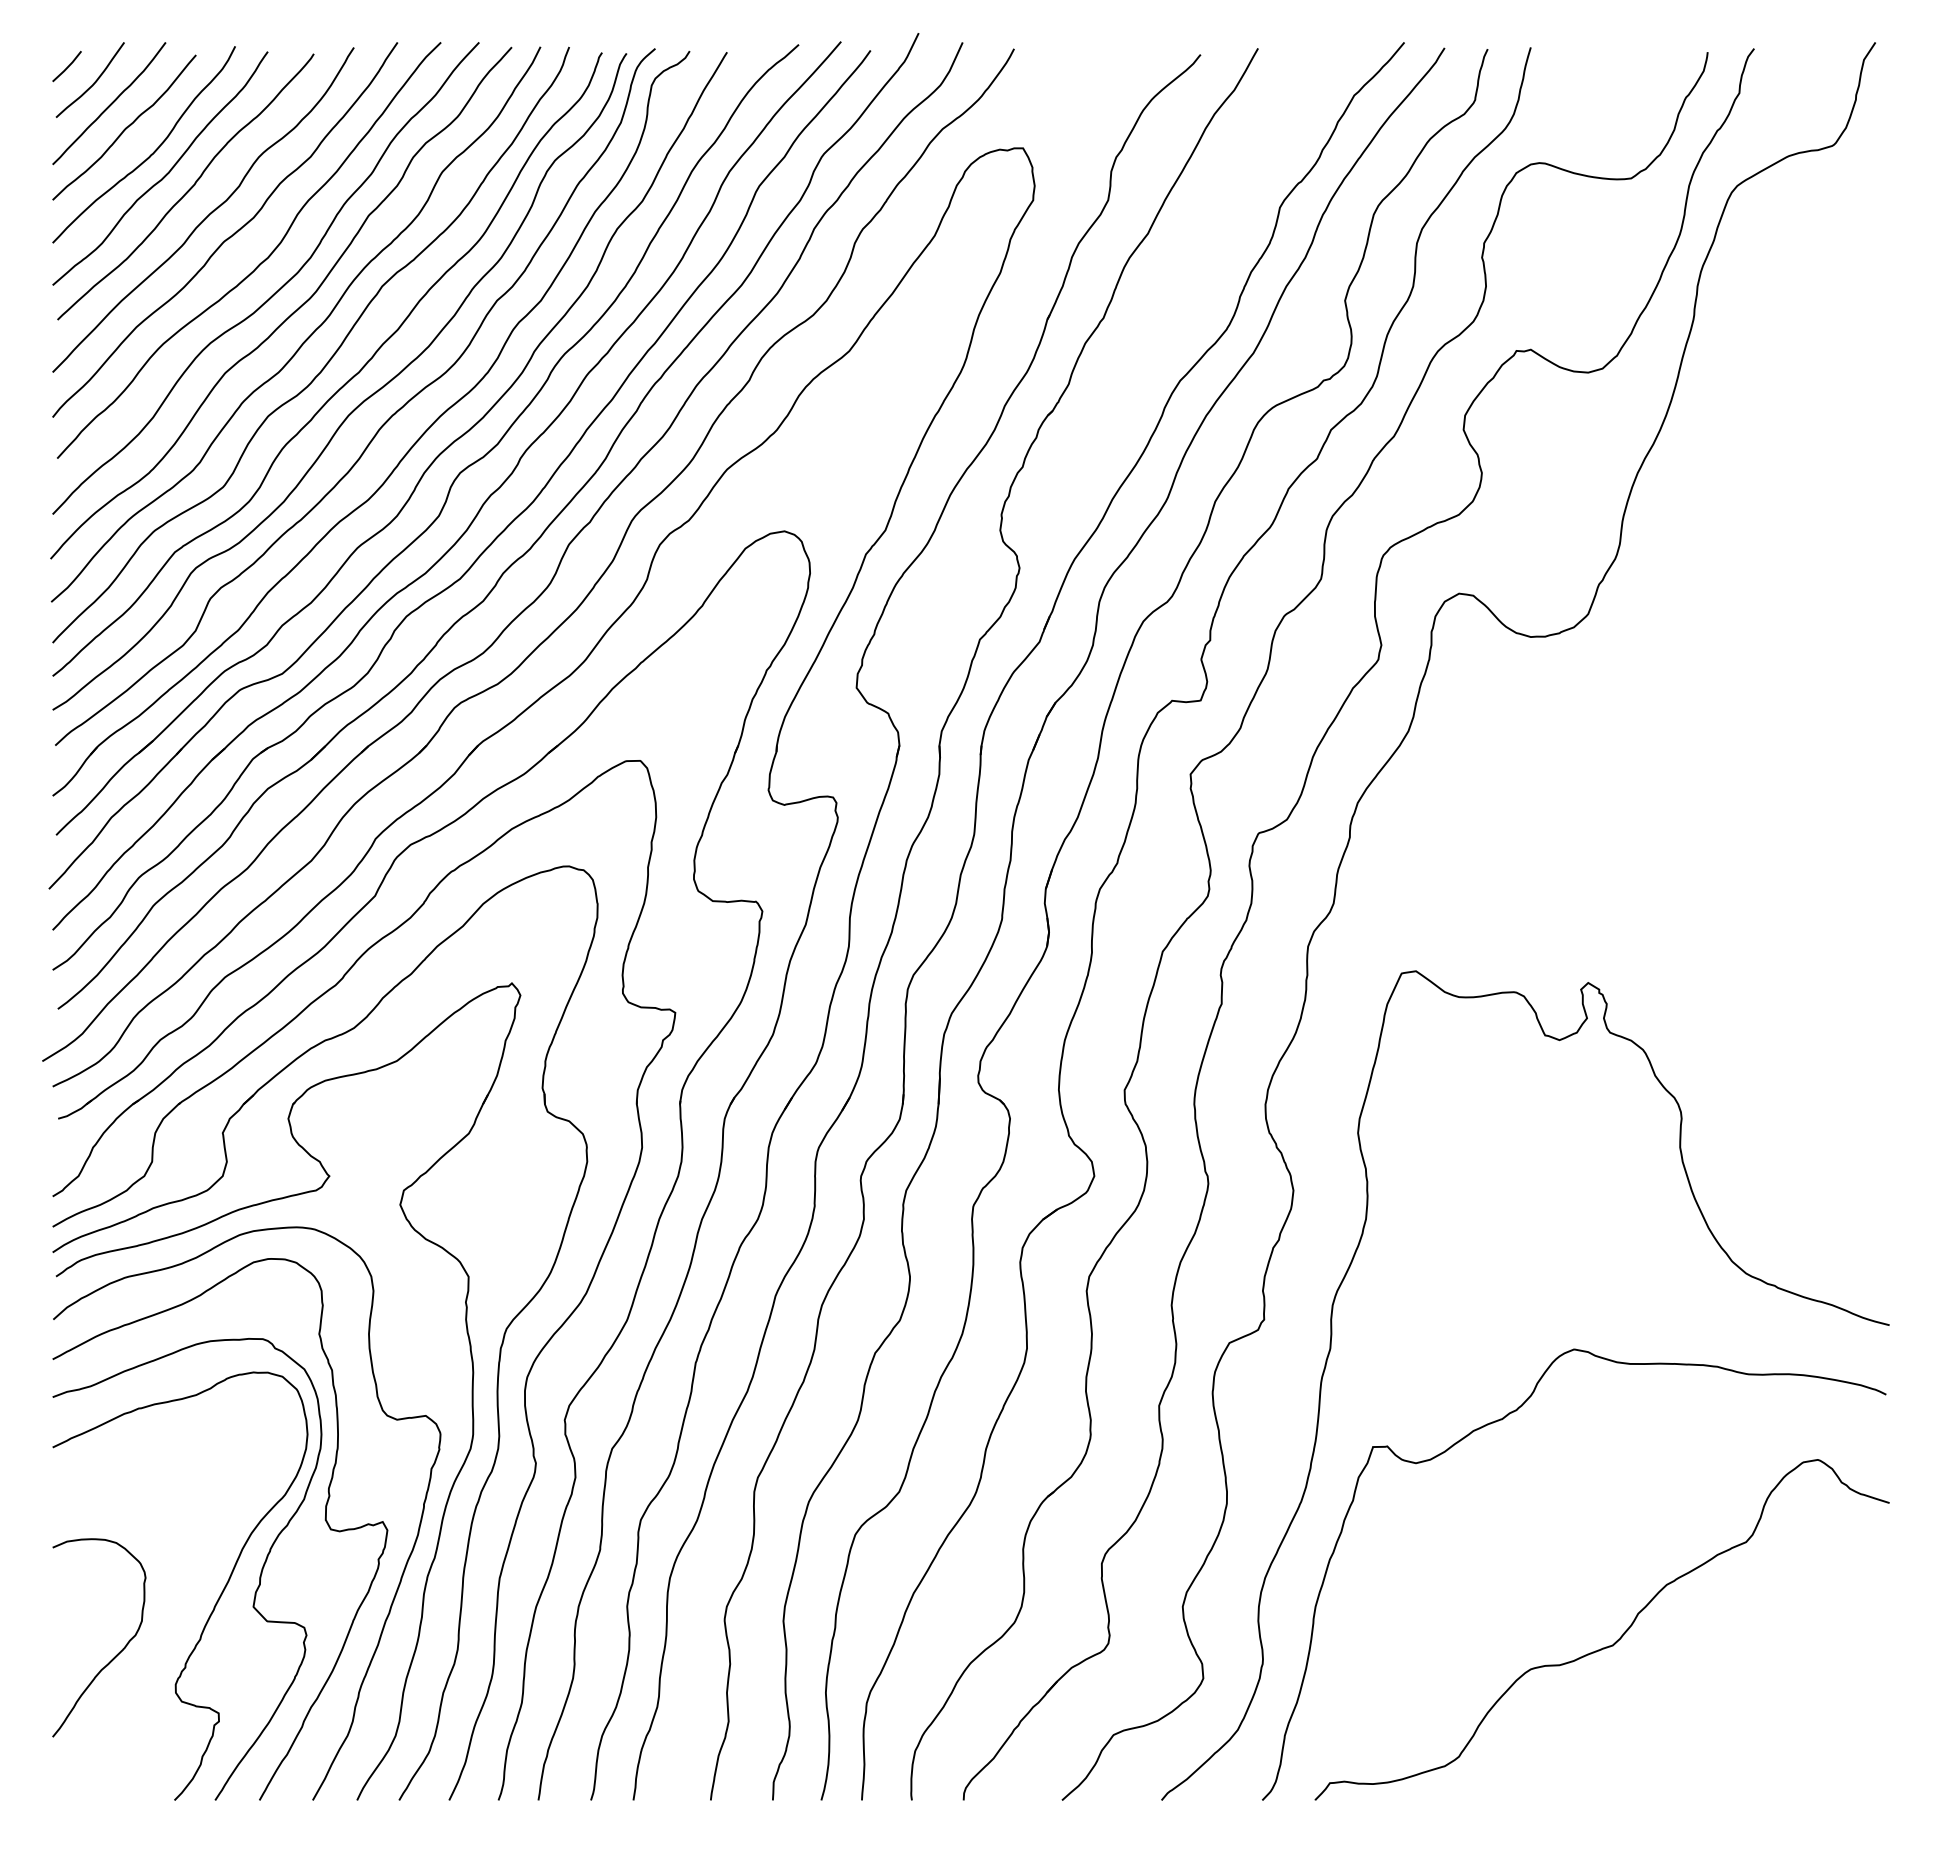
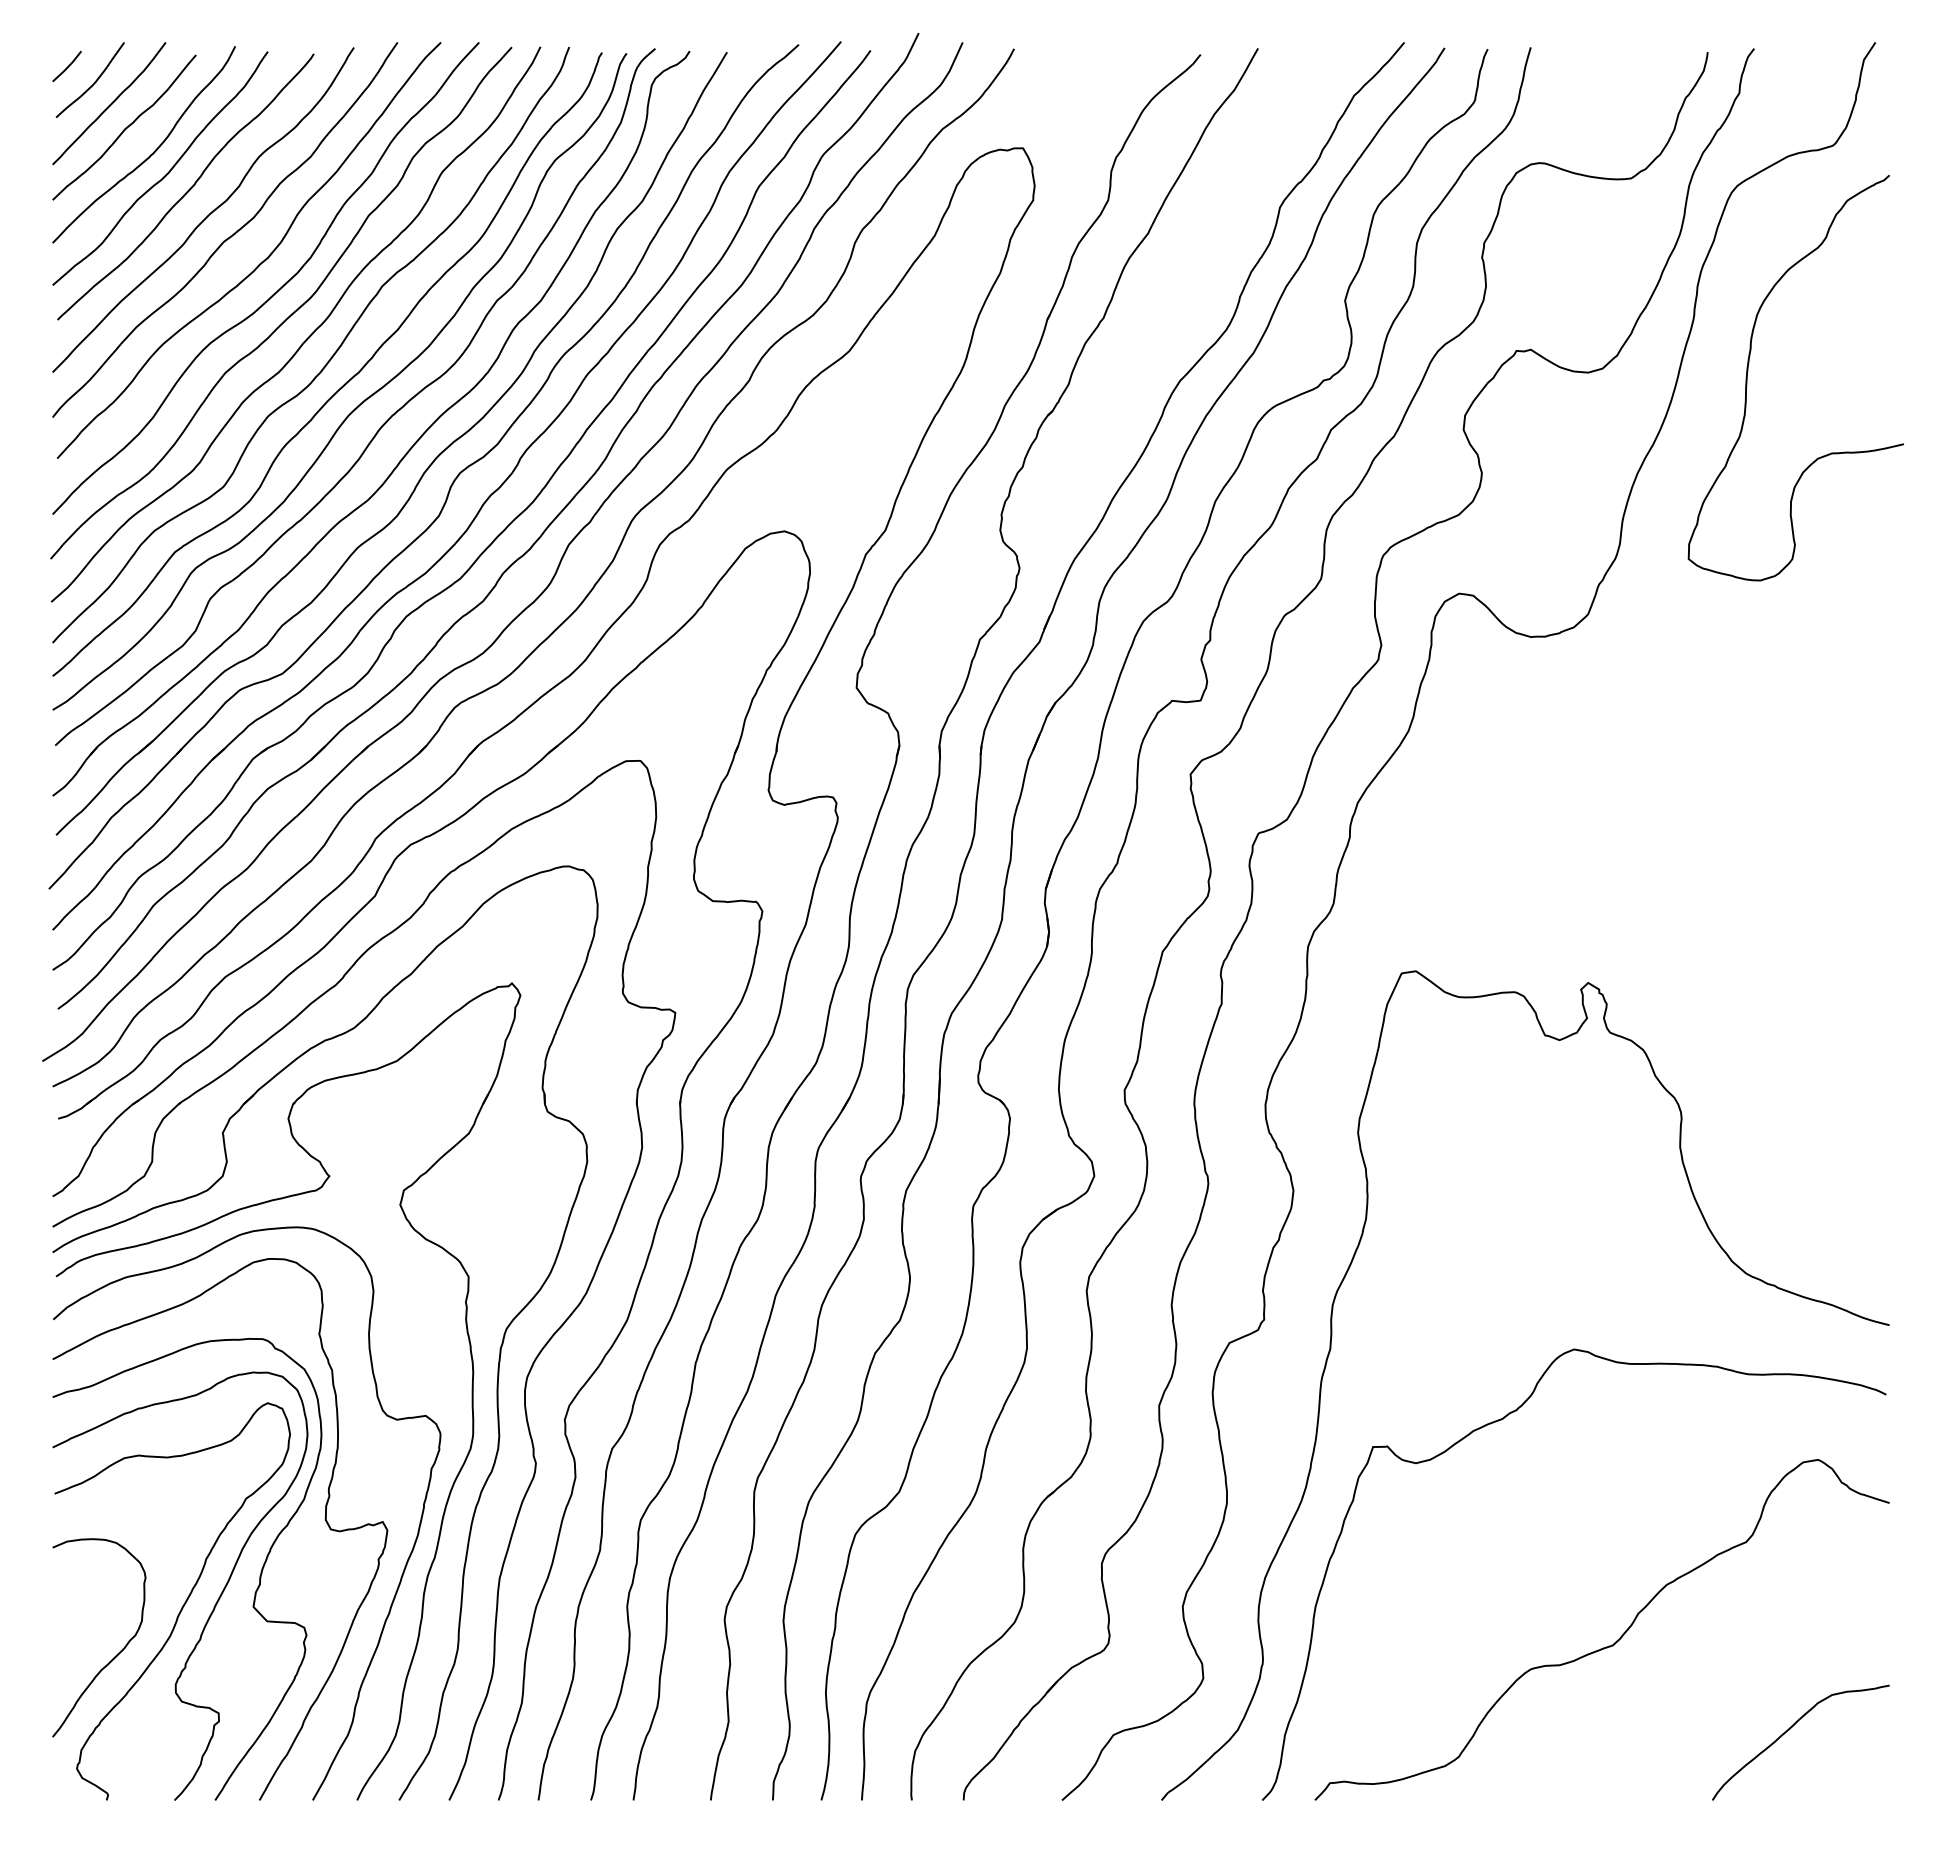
curve: none -> present (1748, 371)
curve: none -> present (182, 1605)
curve: none -> present (1789, 1730)
